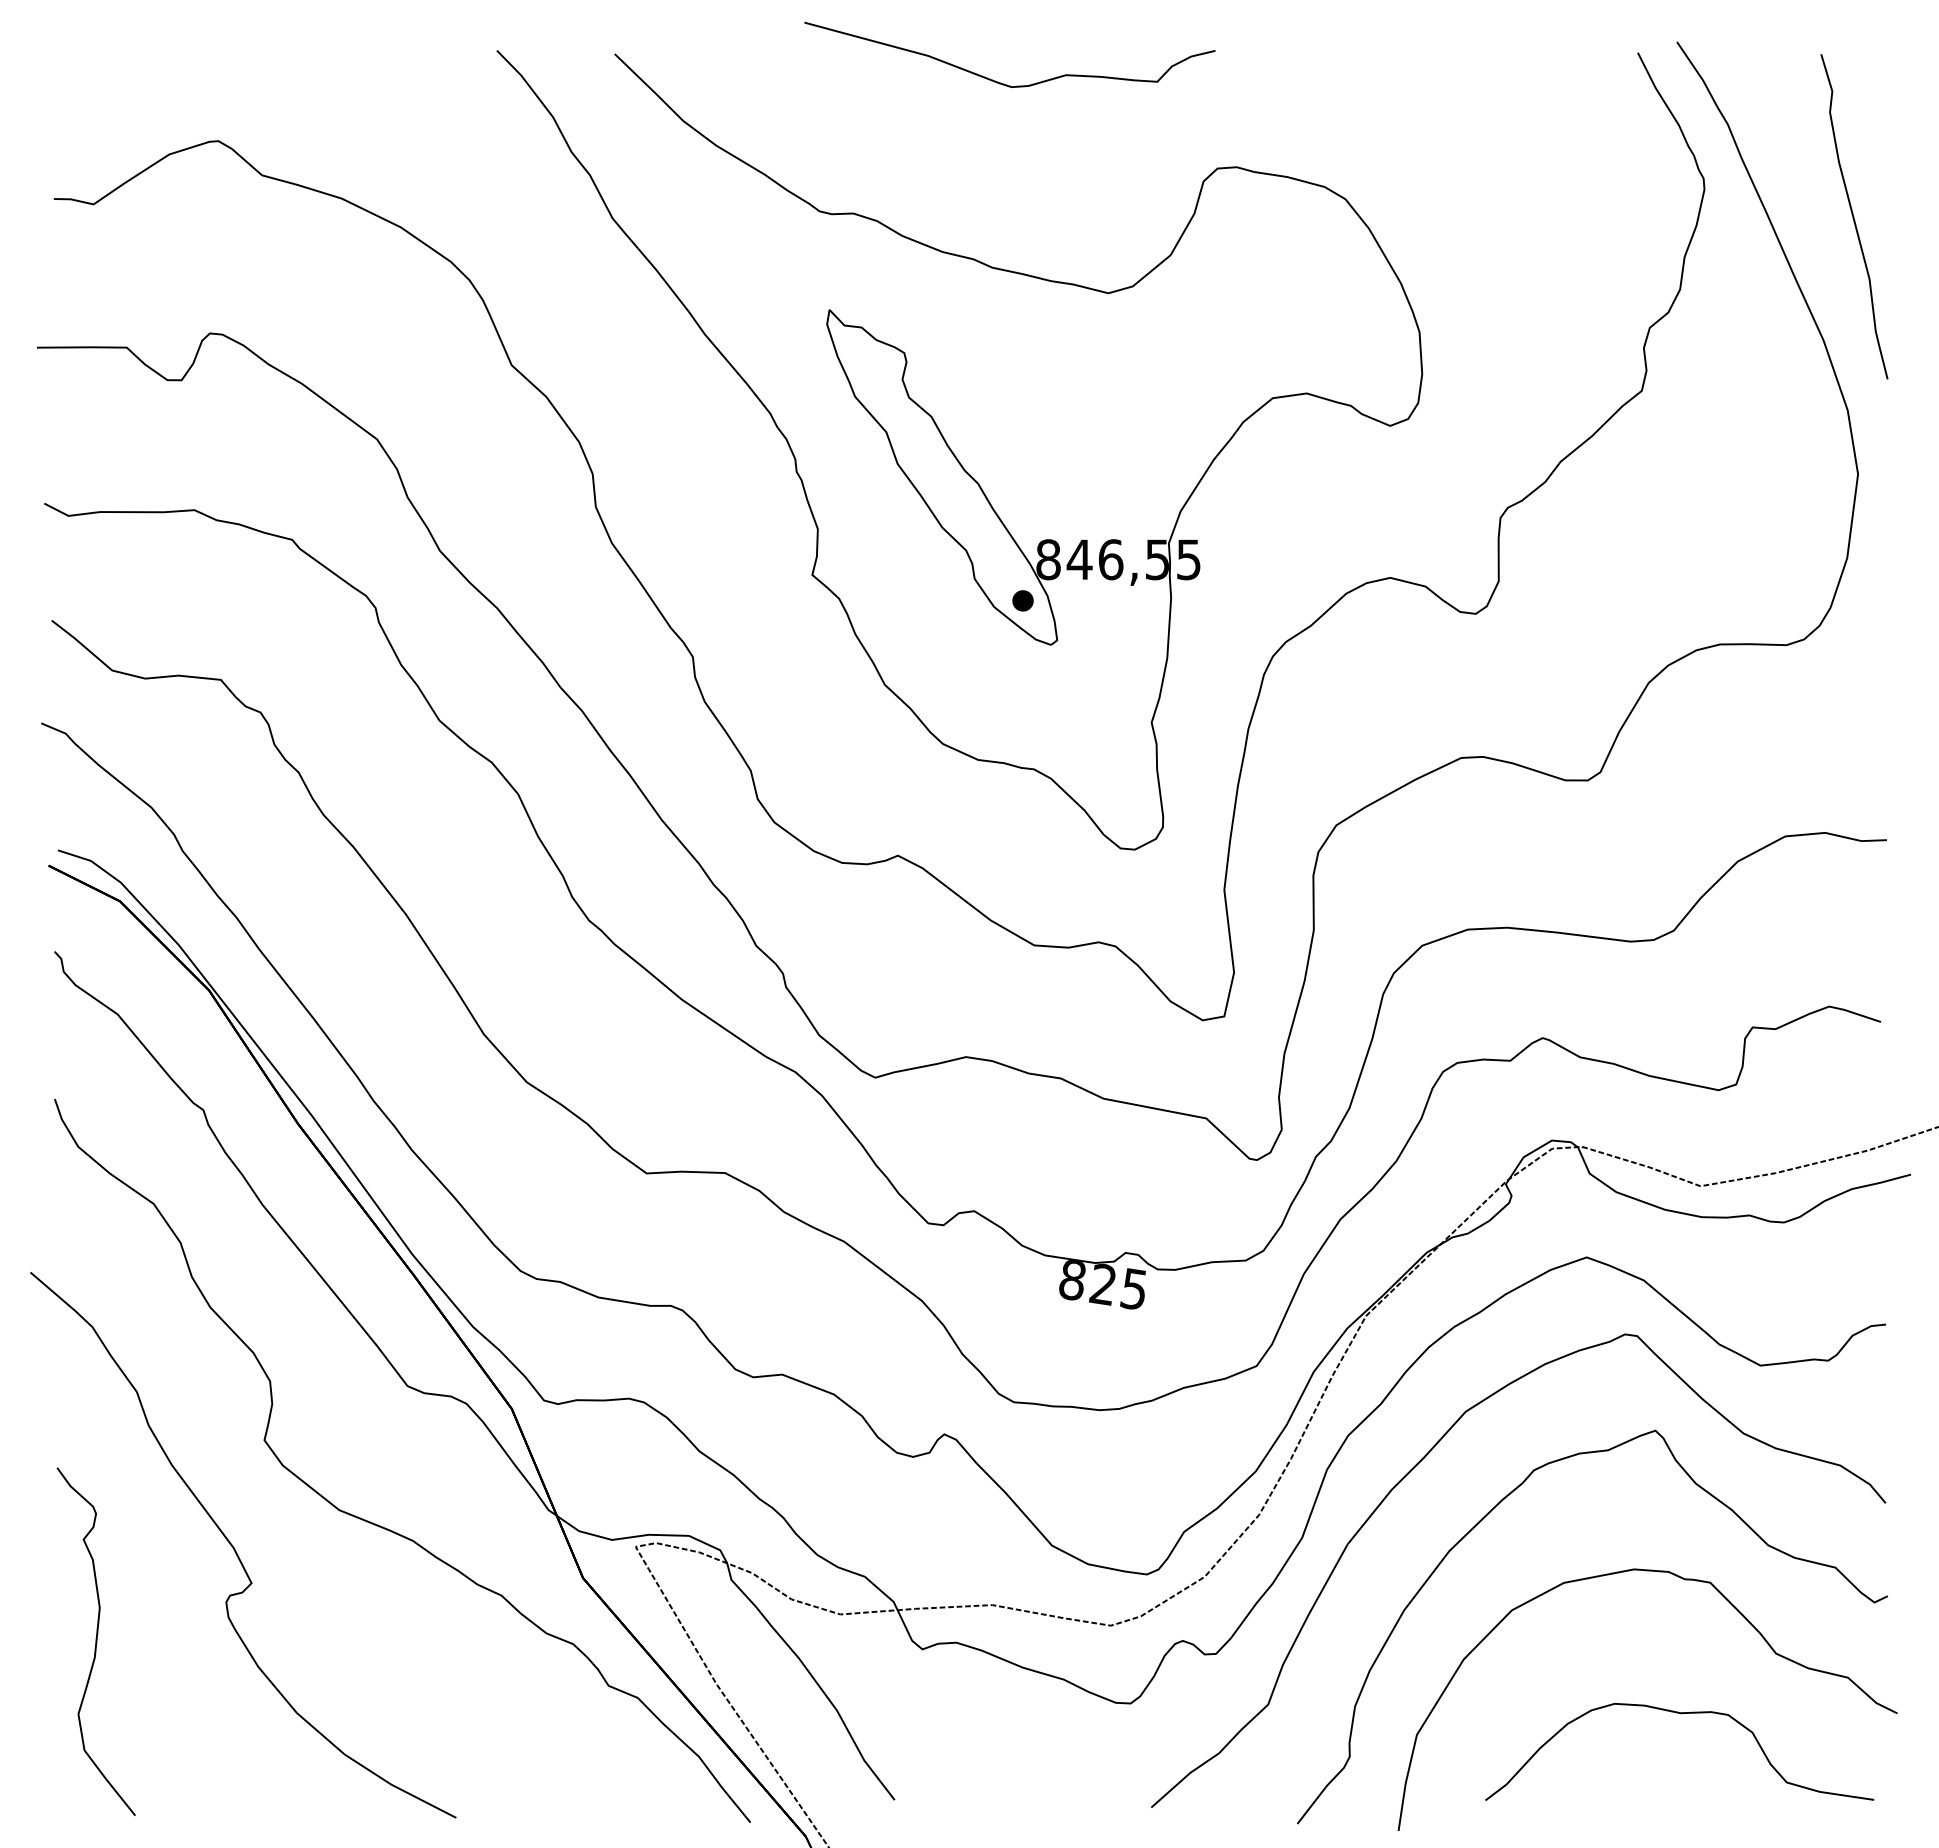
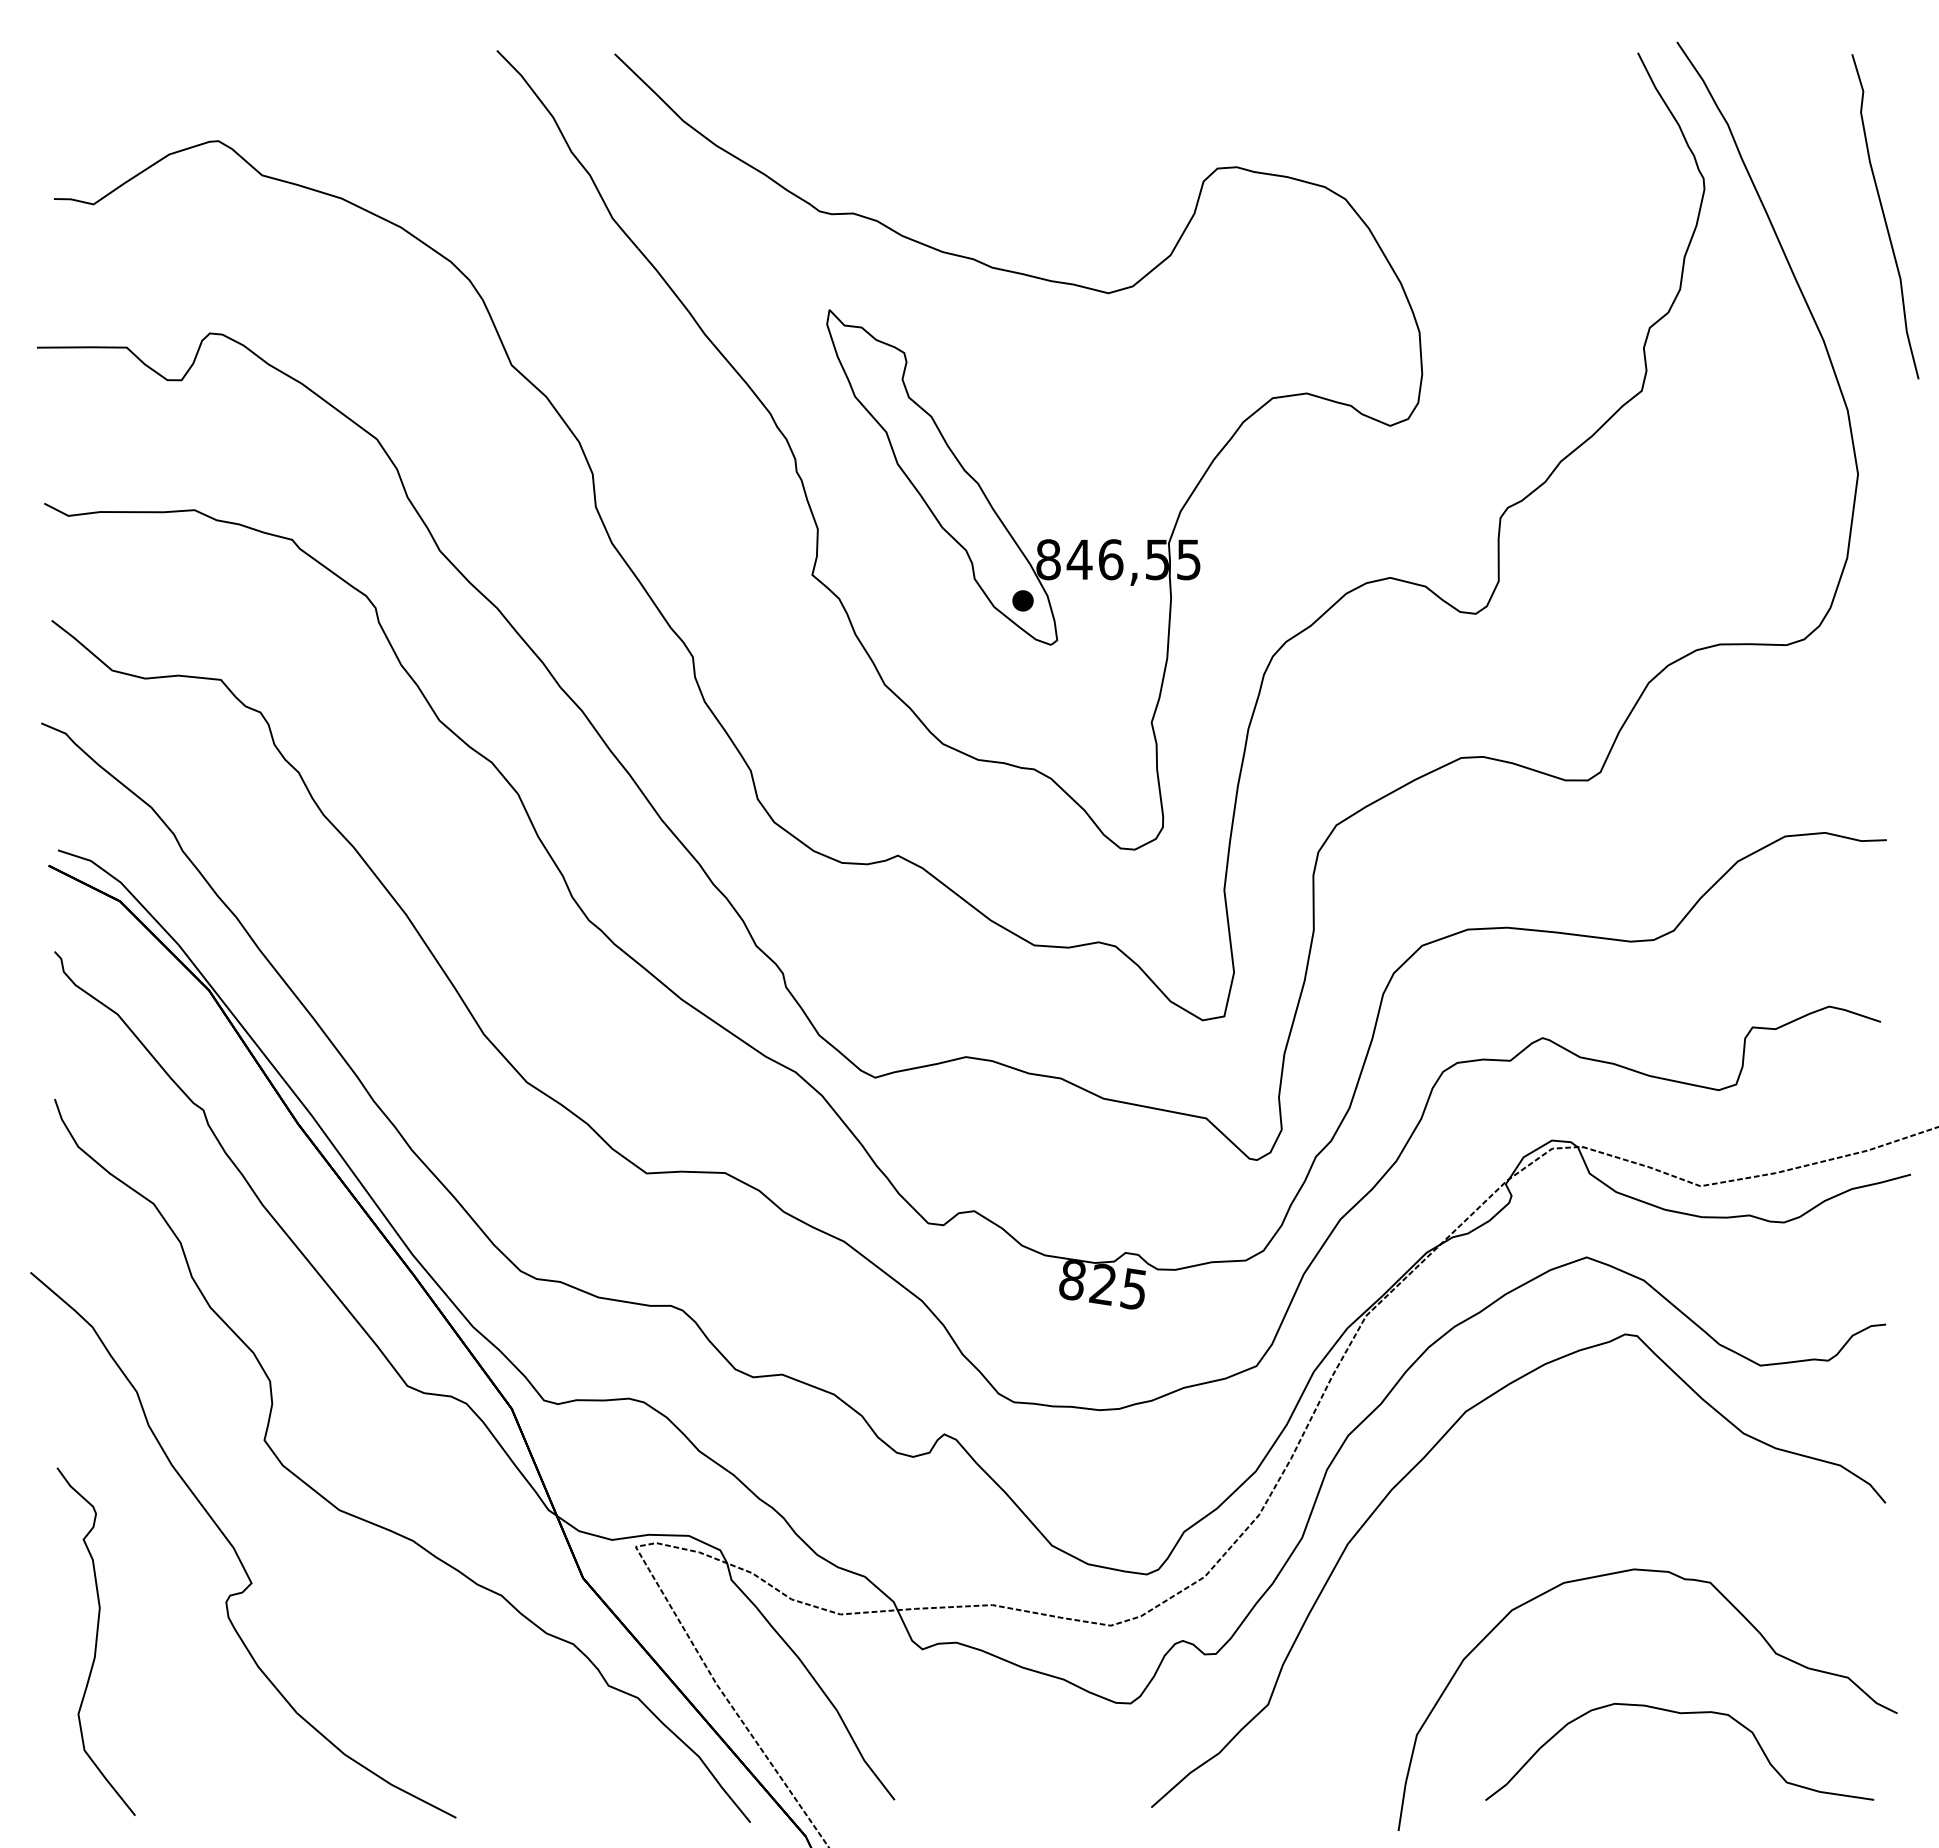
curve: present -> none (1001, 82)
curve position: (1854, 216) -> (1885, 216) (1885, 216)
curve: present -> none (1484, 1518)
